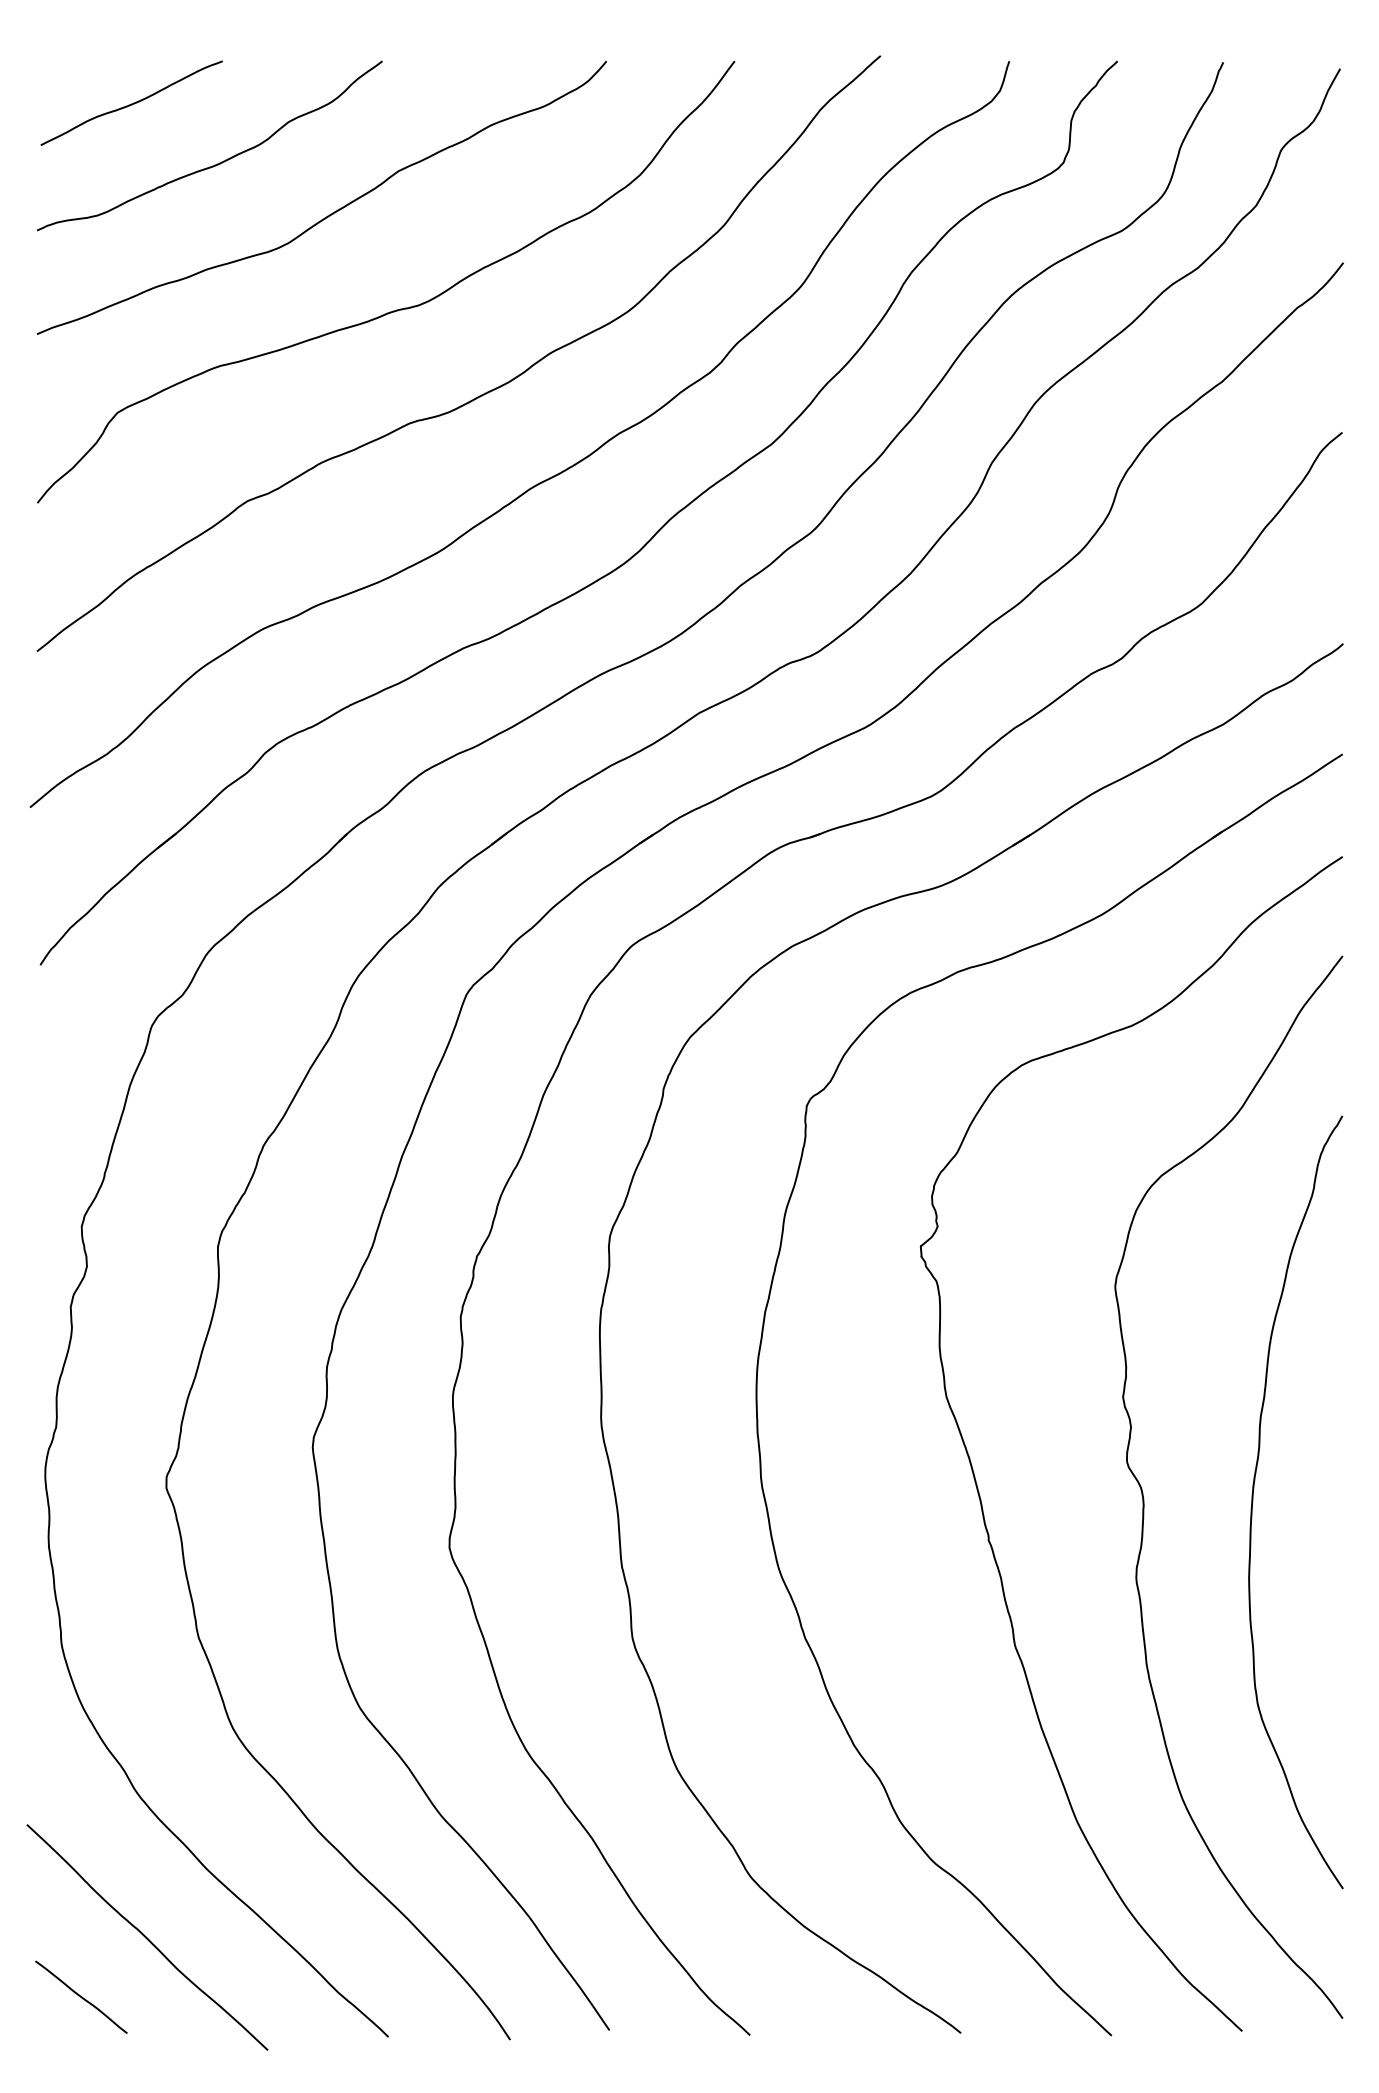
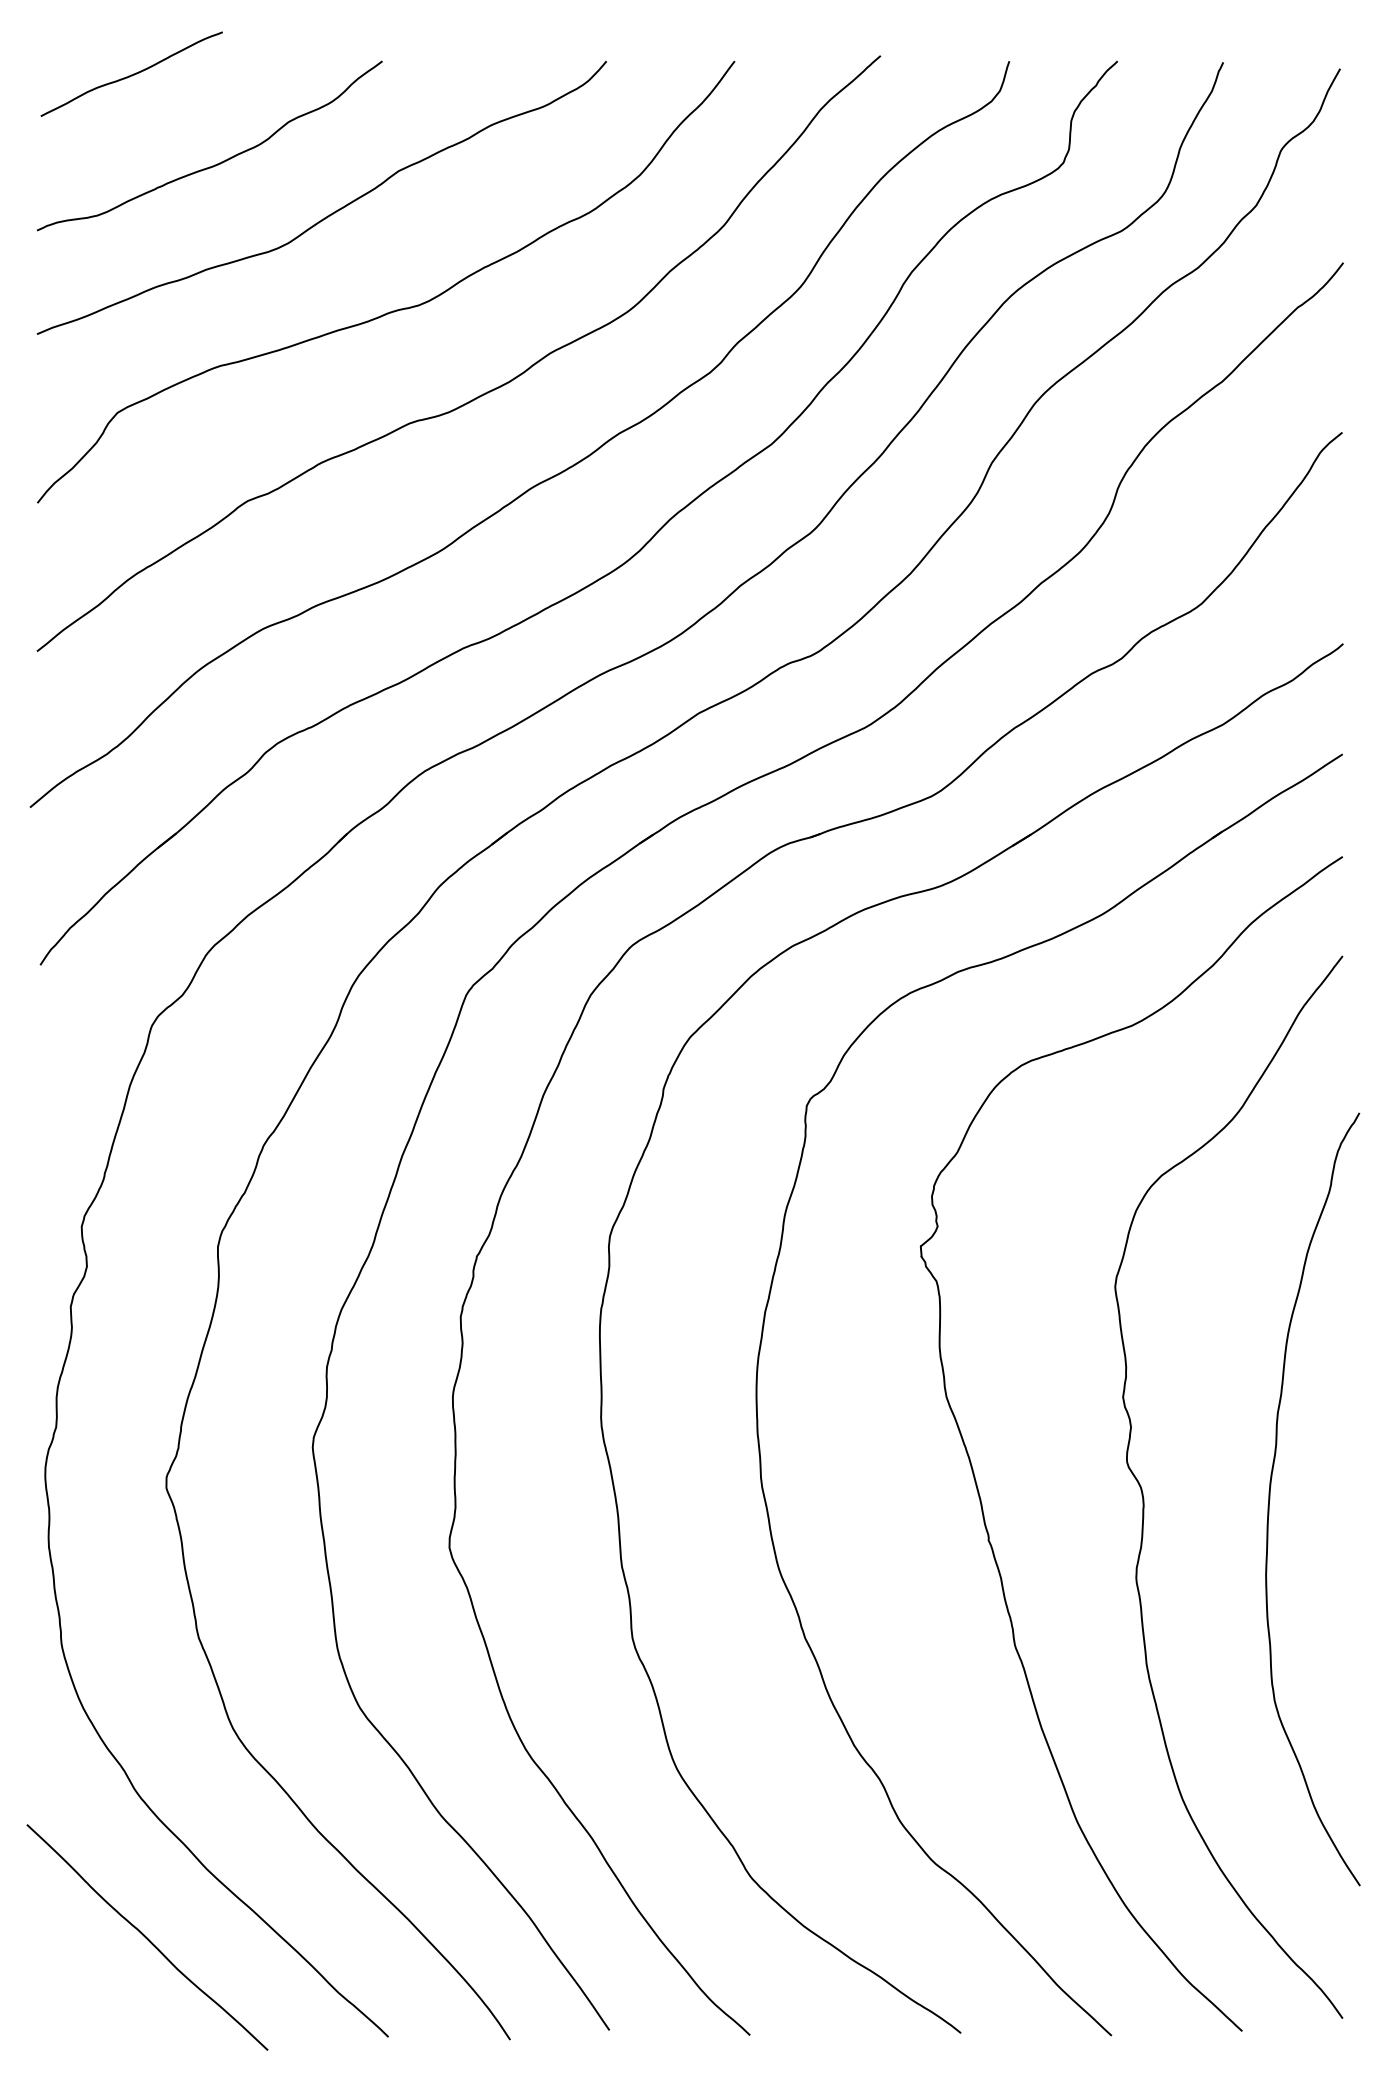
curve position: (131, 103) -> (131, 74) (131, 74)
curve position: (1253, 1502) -> (1270, 1499) (1270, 1499)
curve: present -> none (81, 1996)
